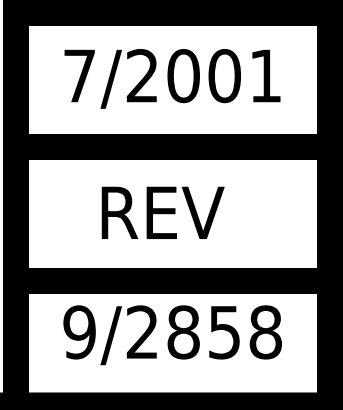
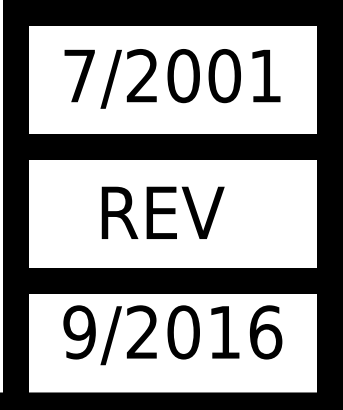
text: 9/2858 -> 9/2016 (224, 332)
